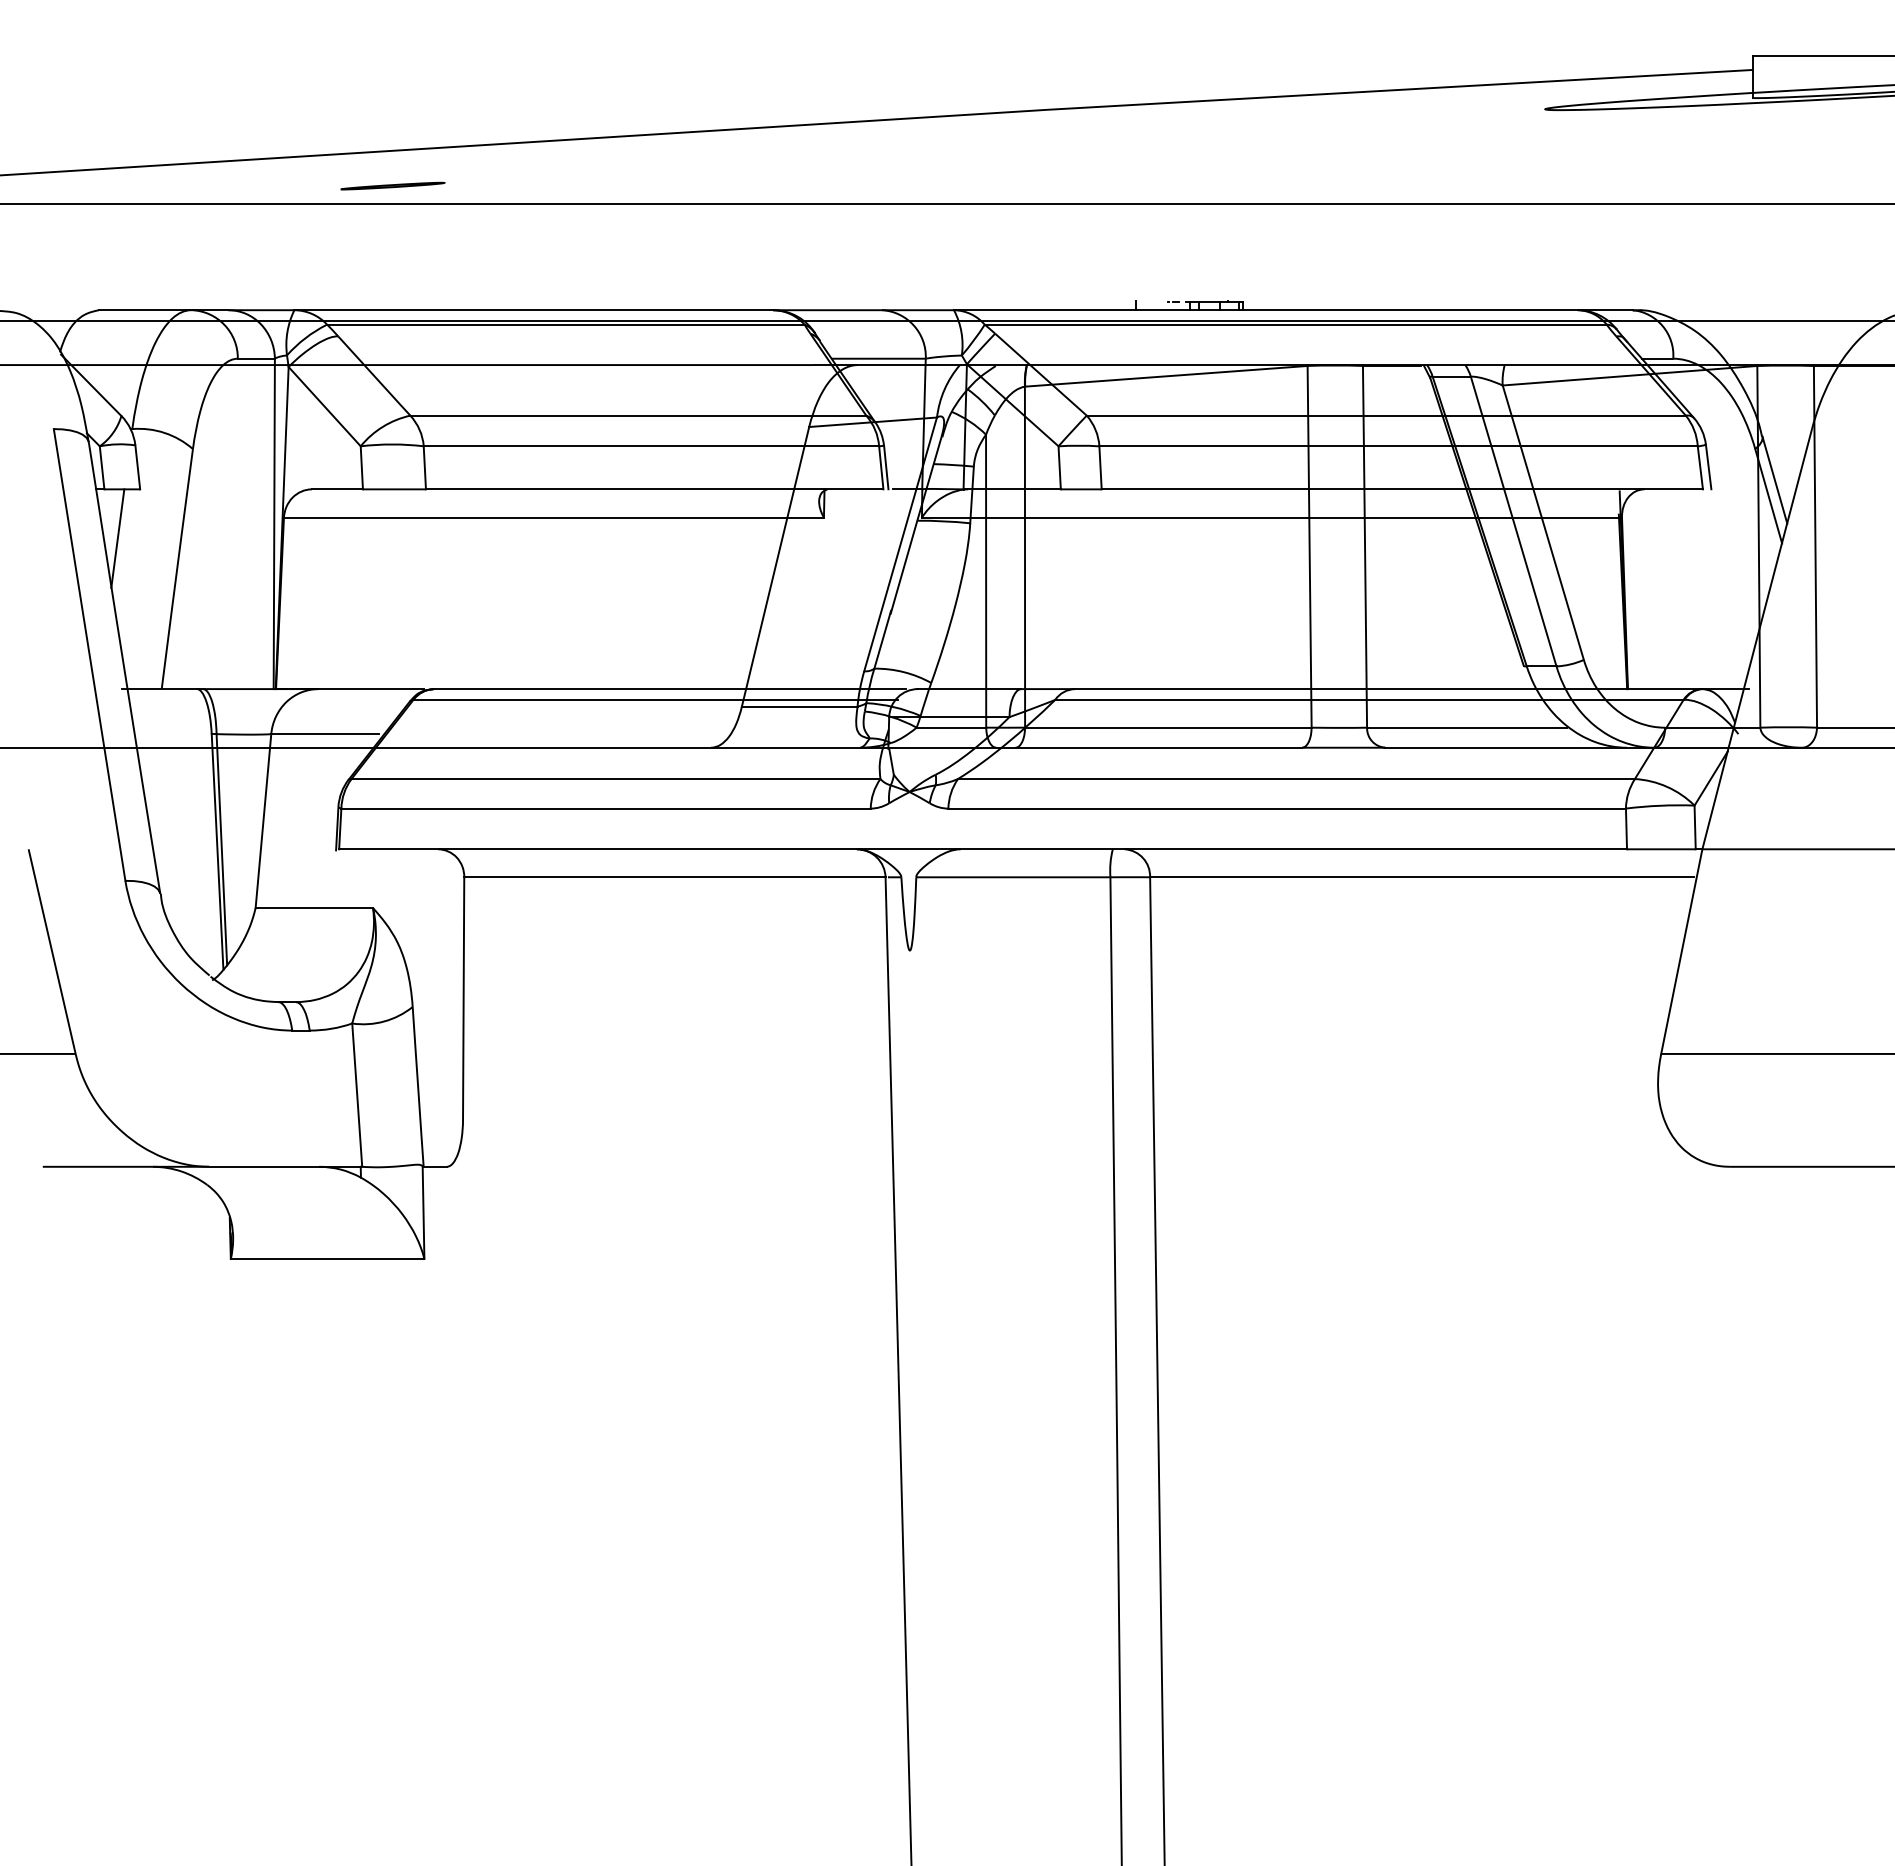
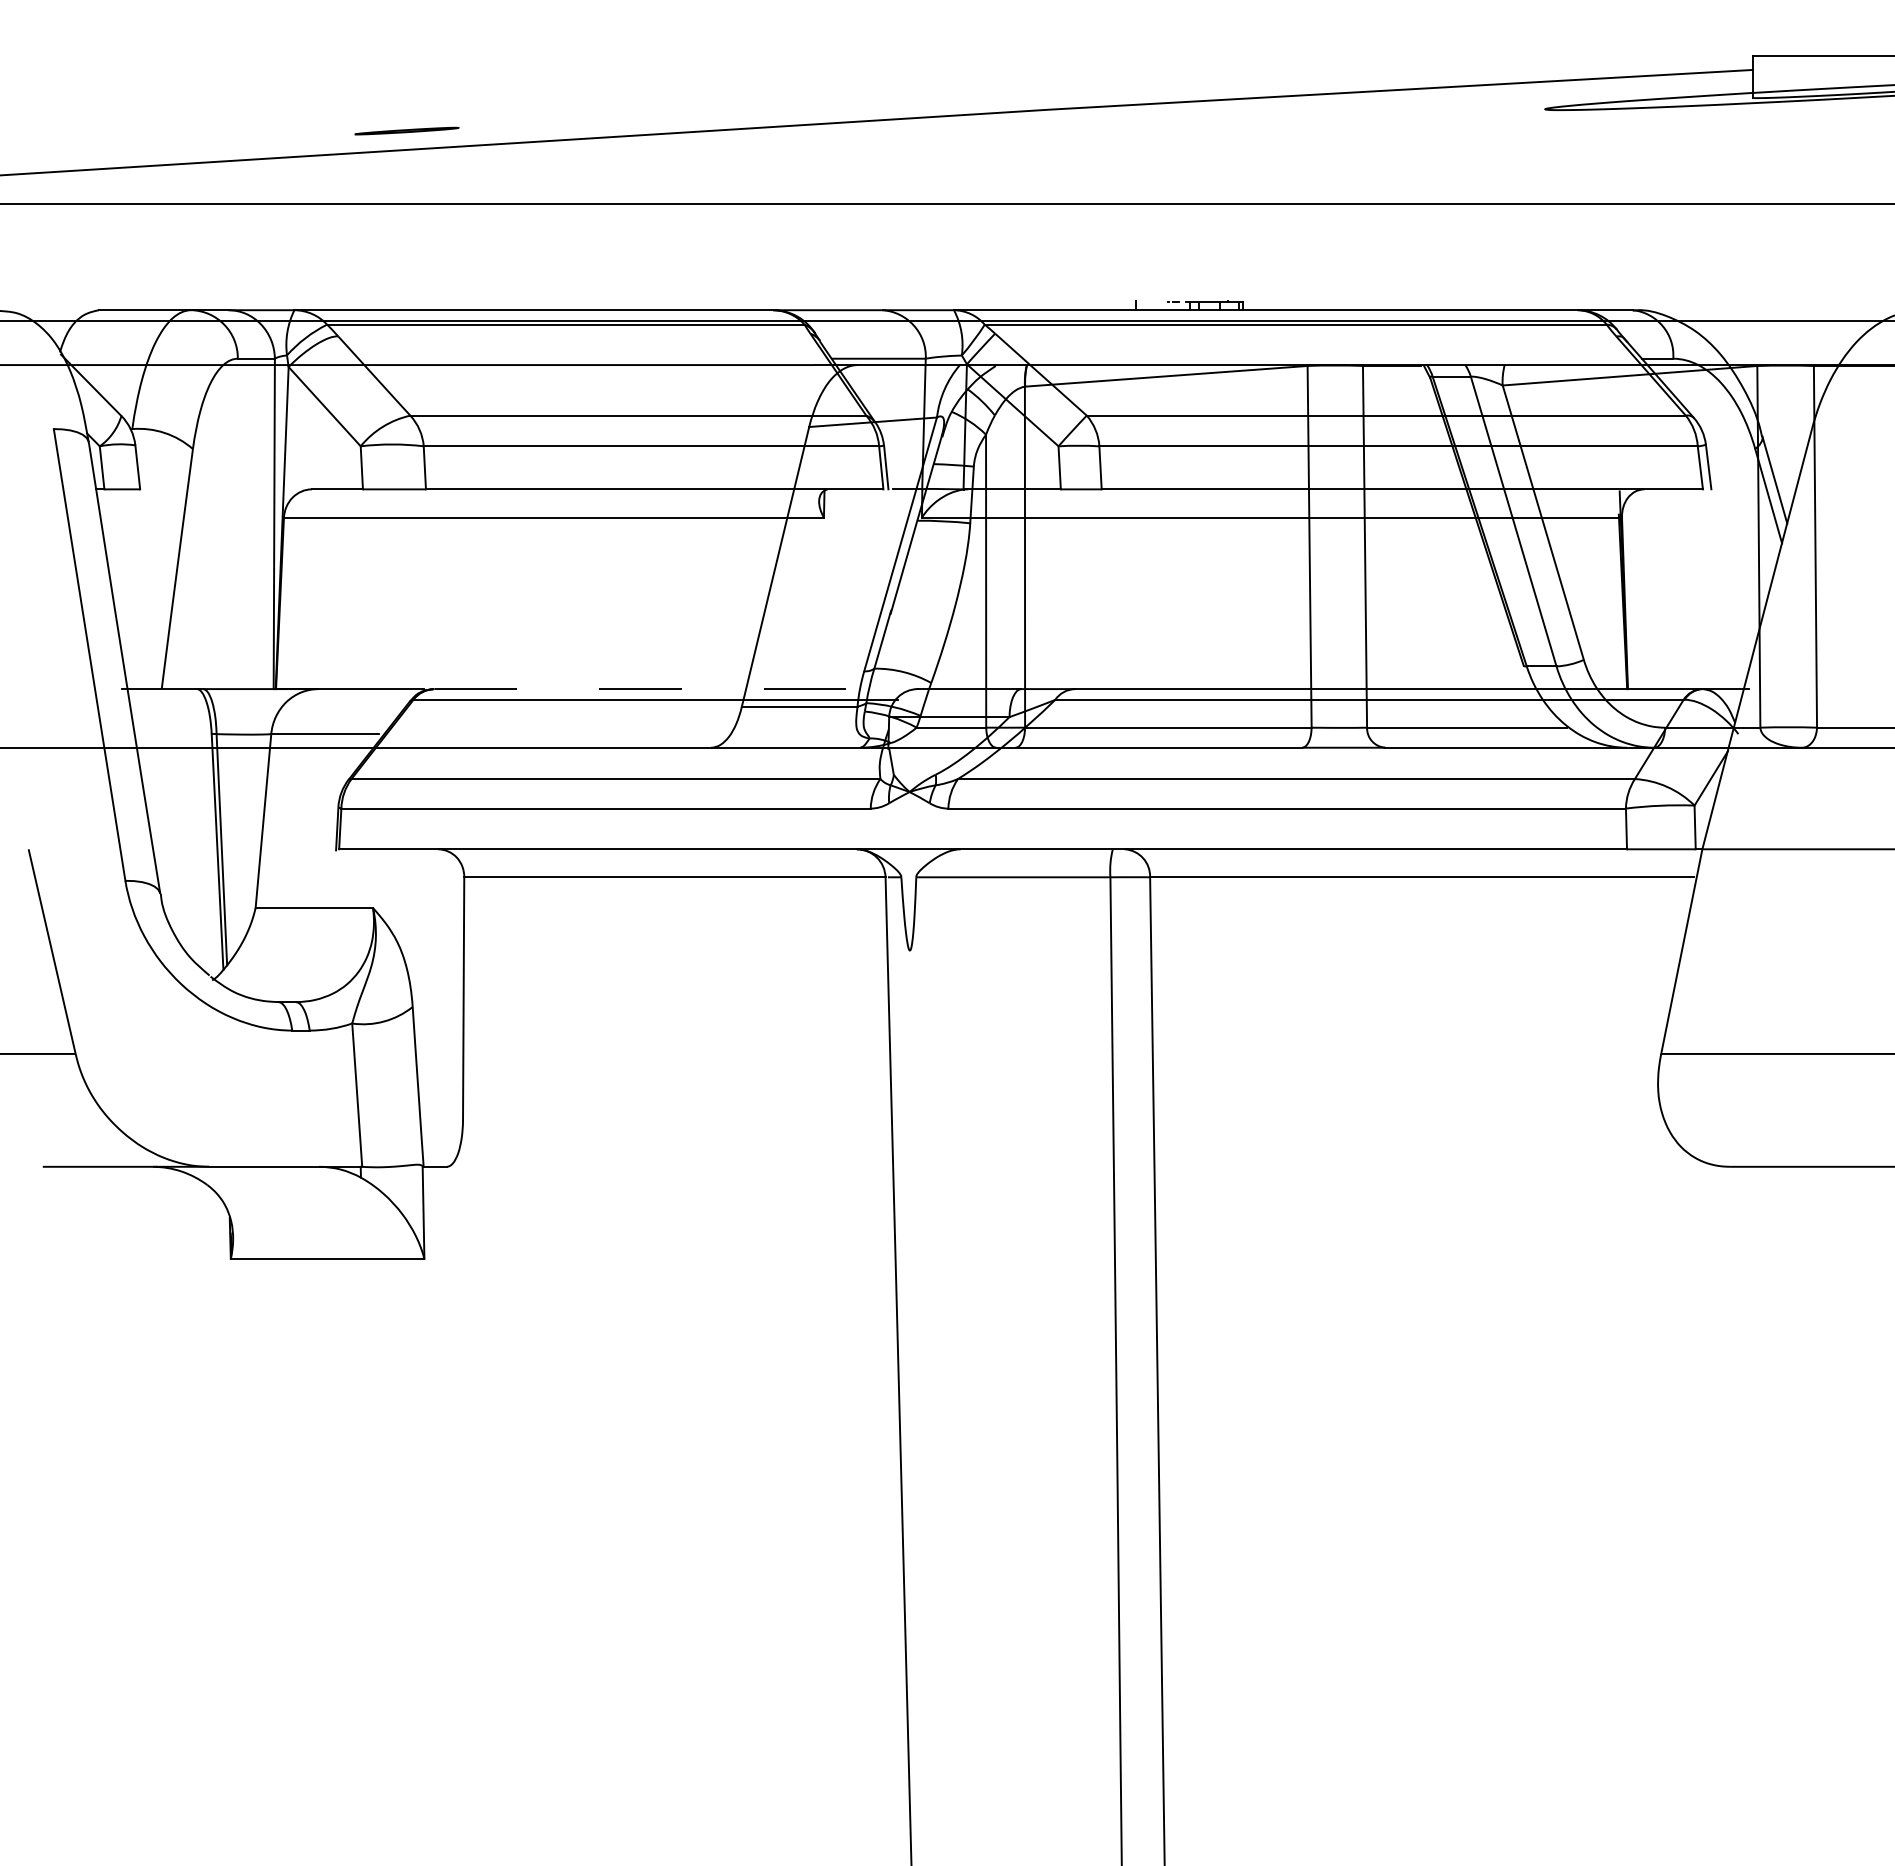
part position: (392, 185) -> (406, 130) (406, 130)
line: present -> none (117, 538)
line: solid -> dashed (670, 689)
